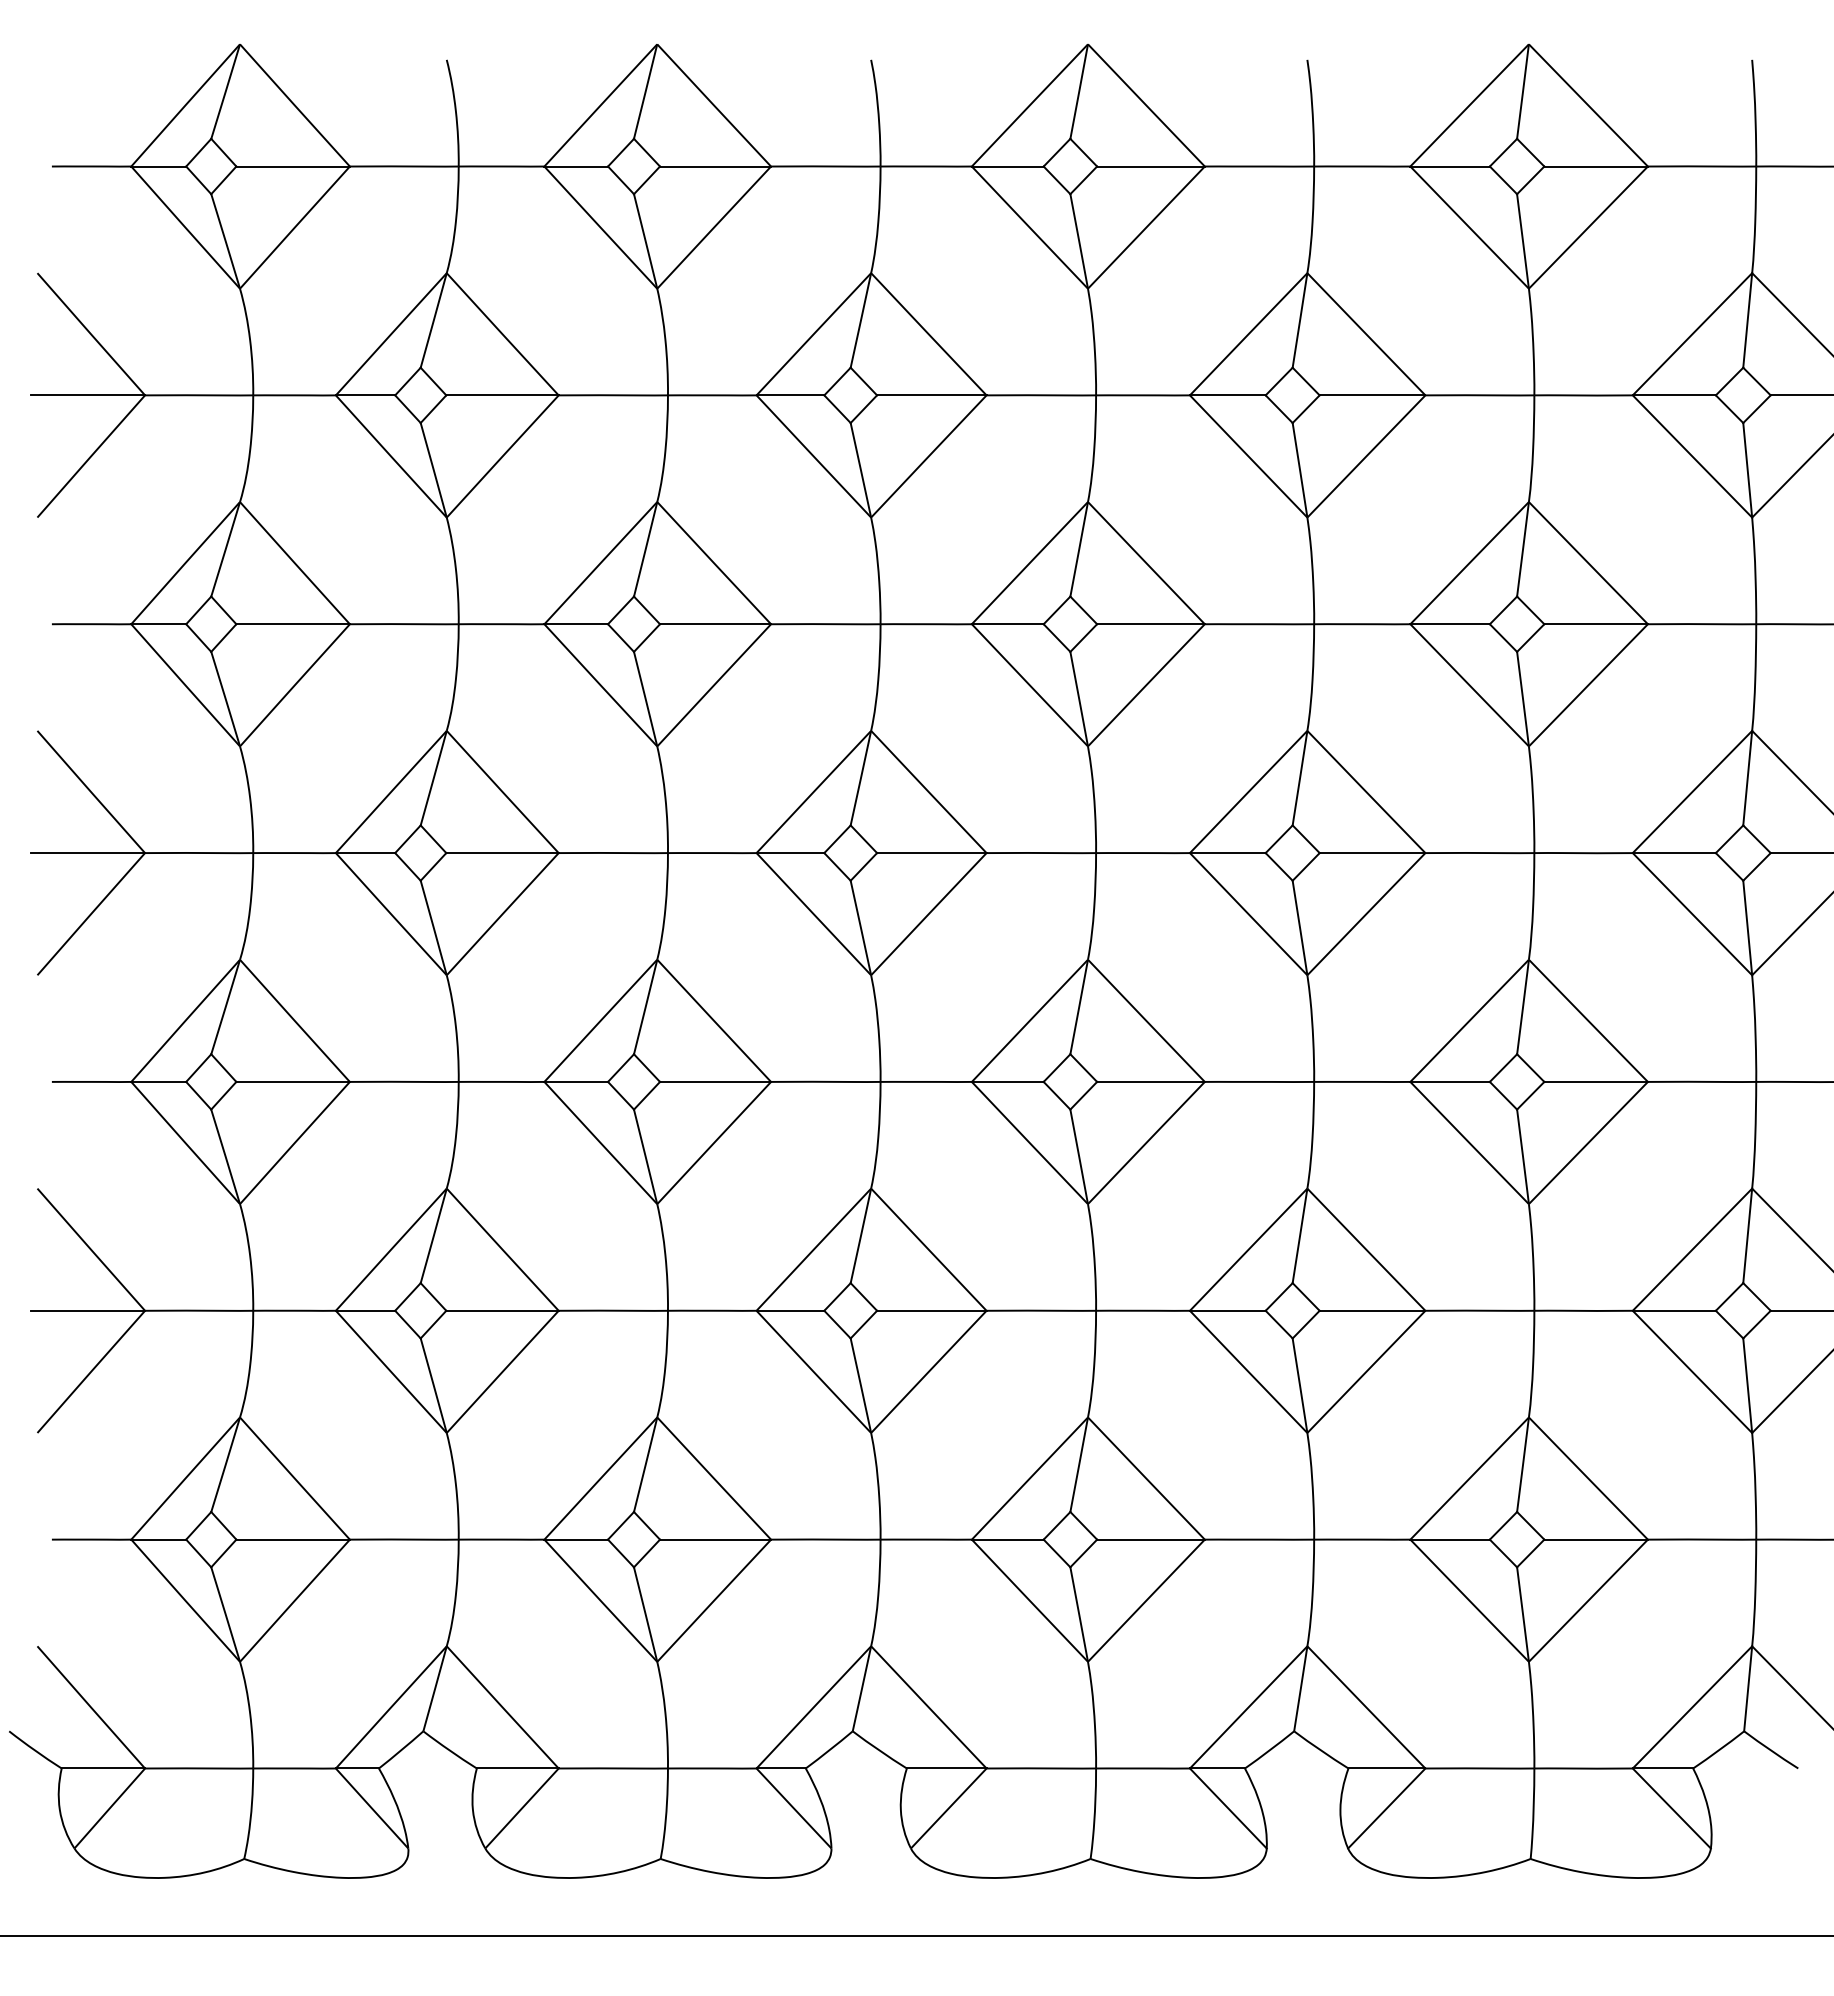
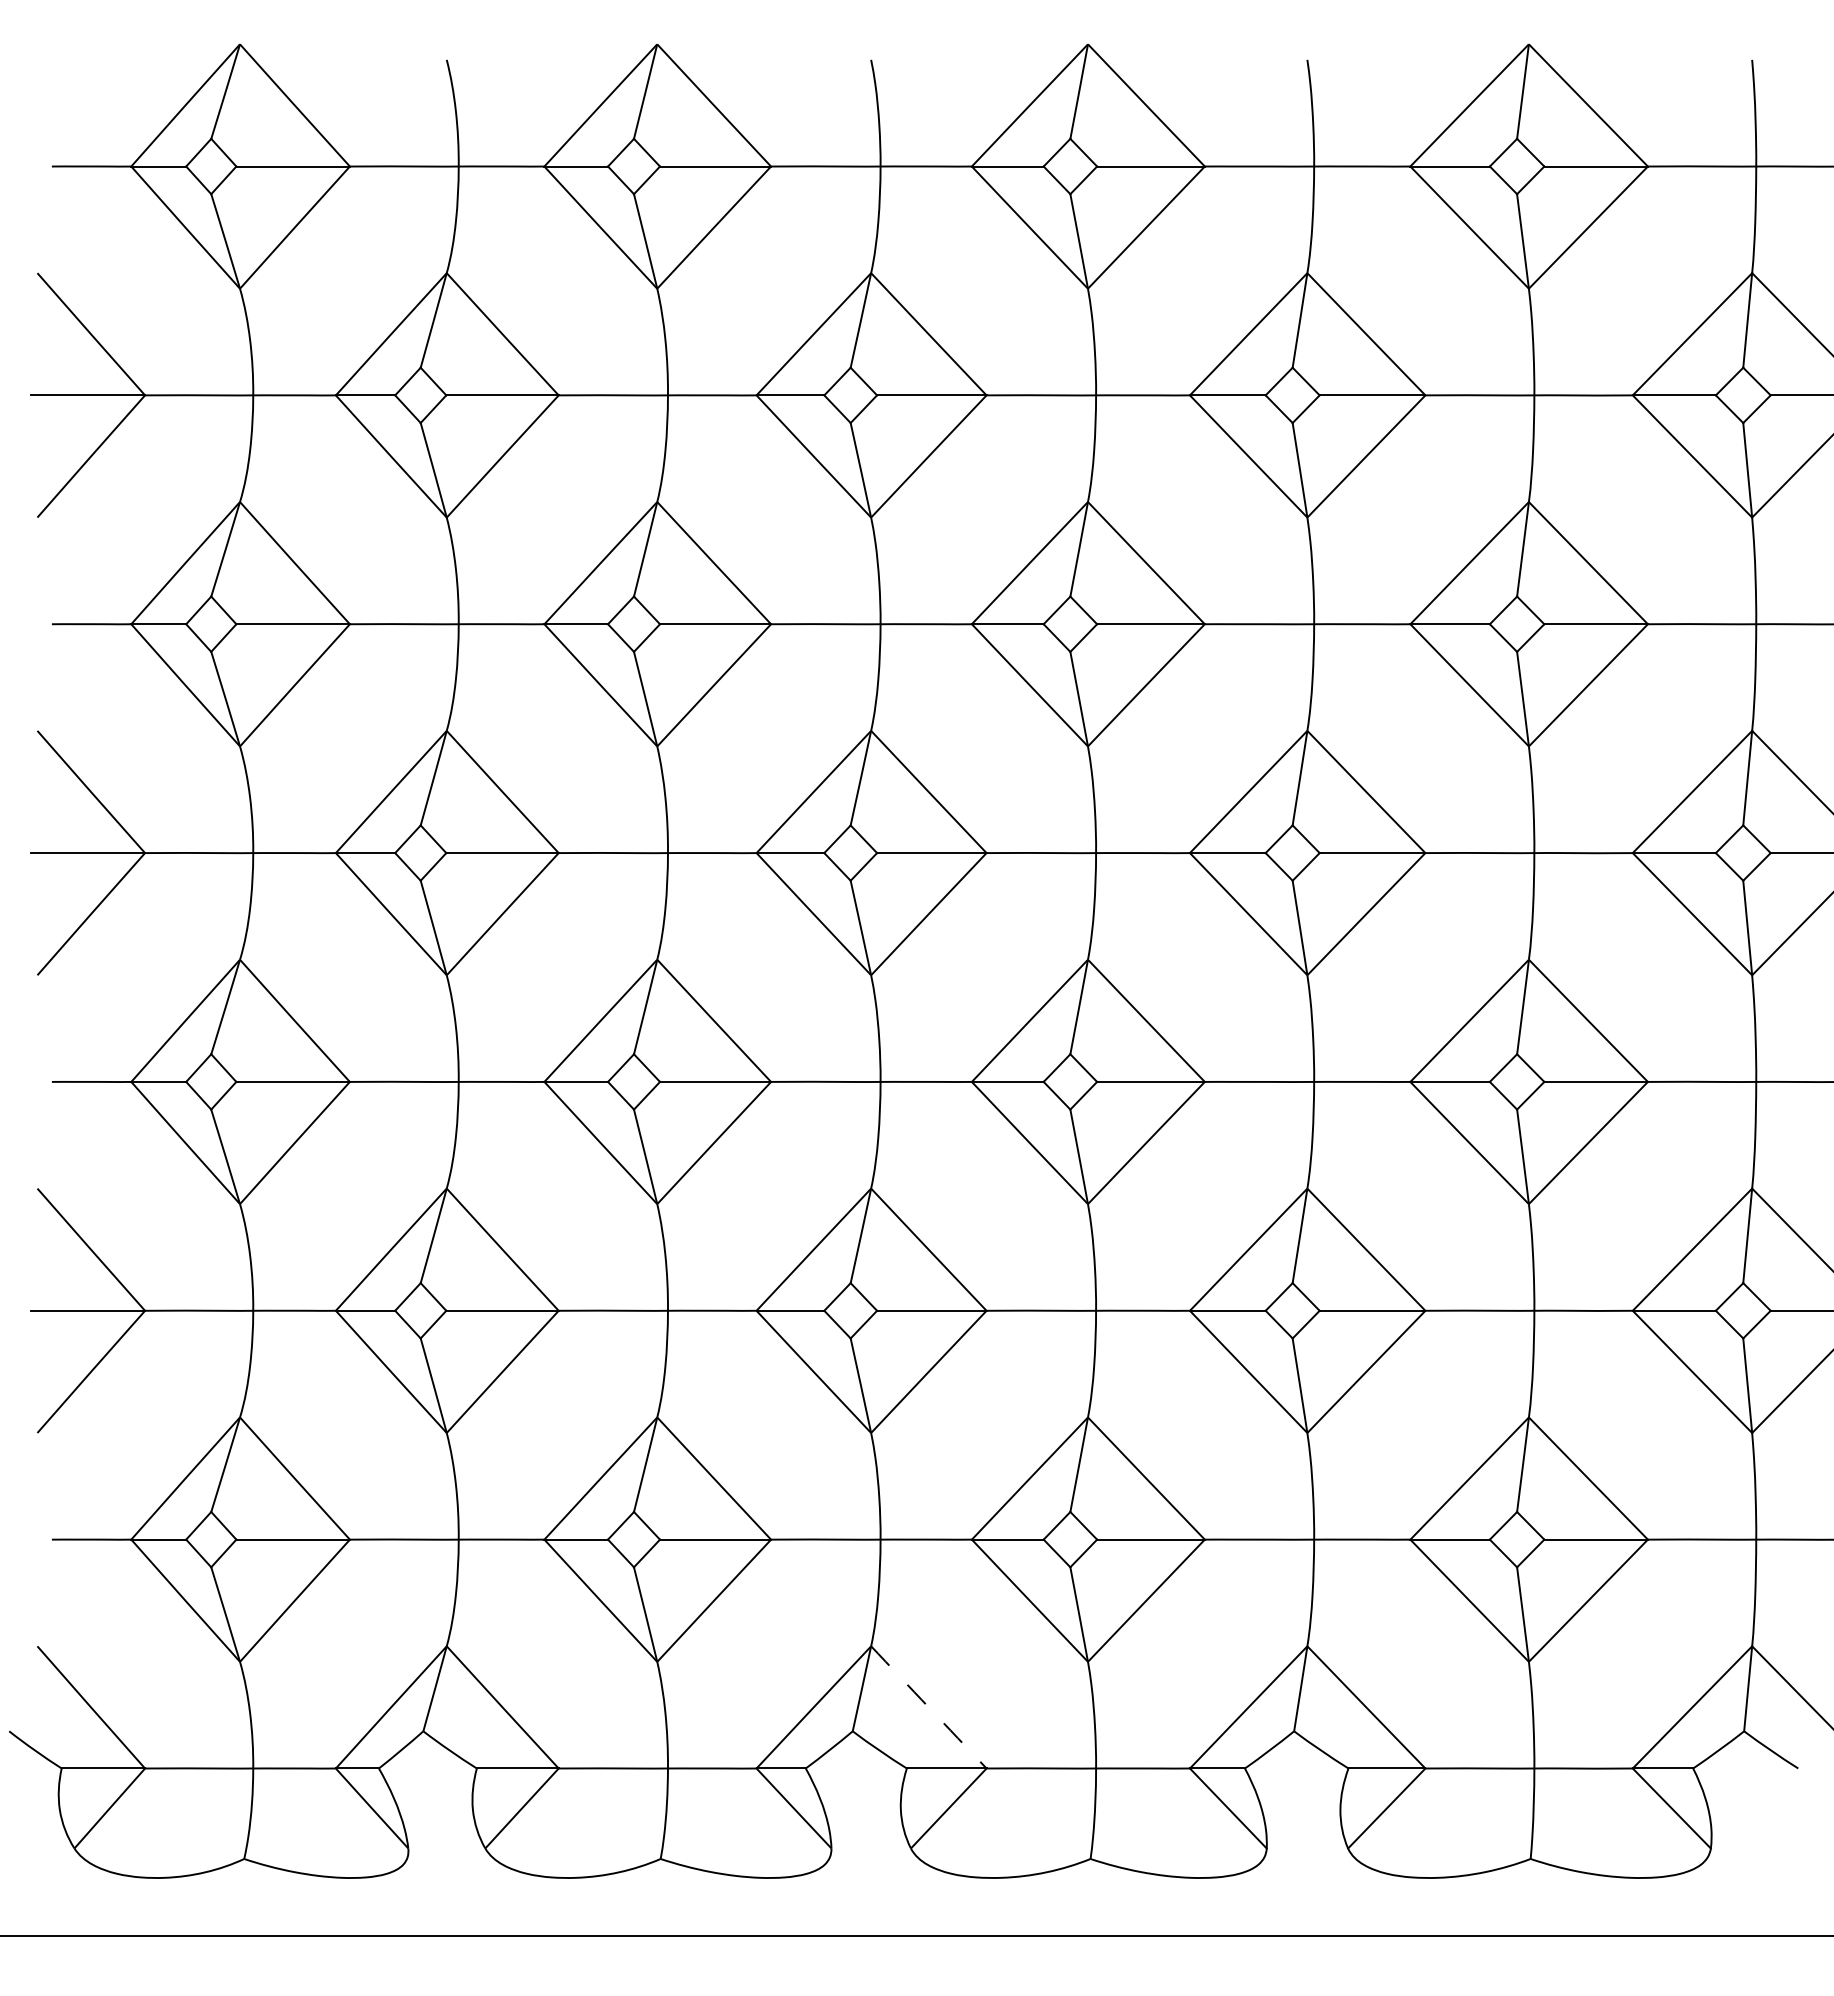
arc: solid -> dashed (928, 1707)
